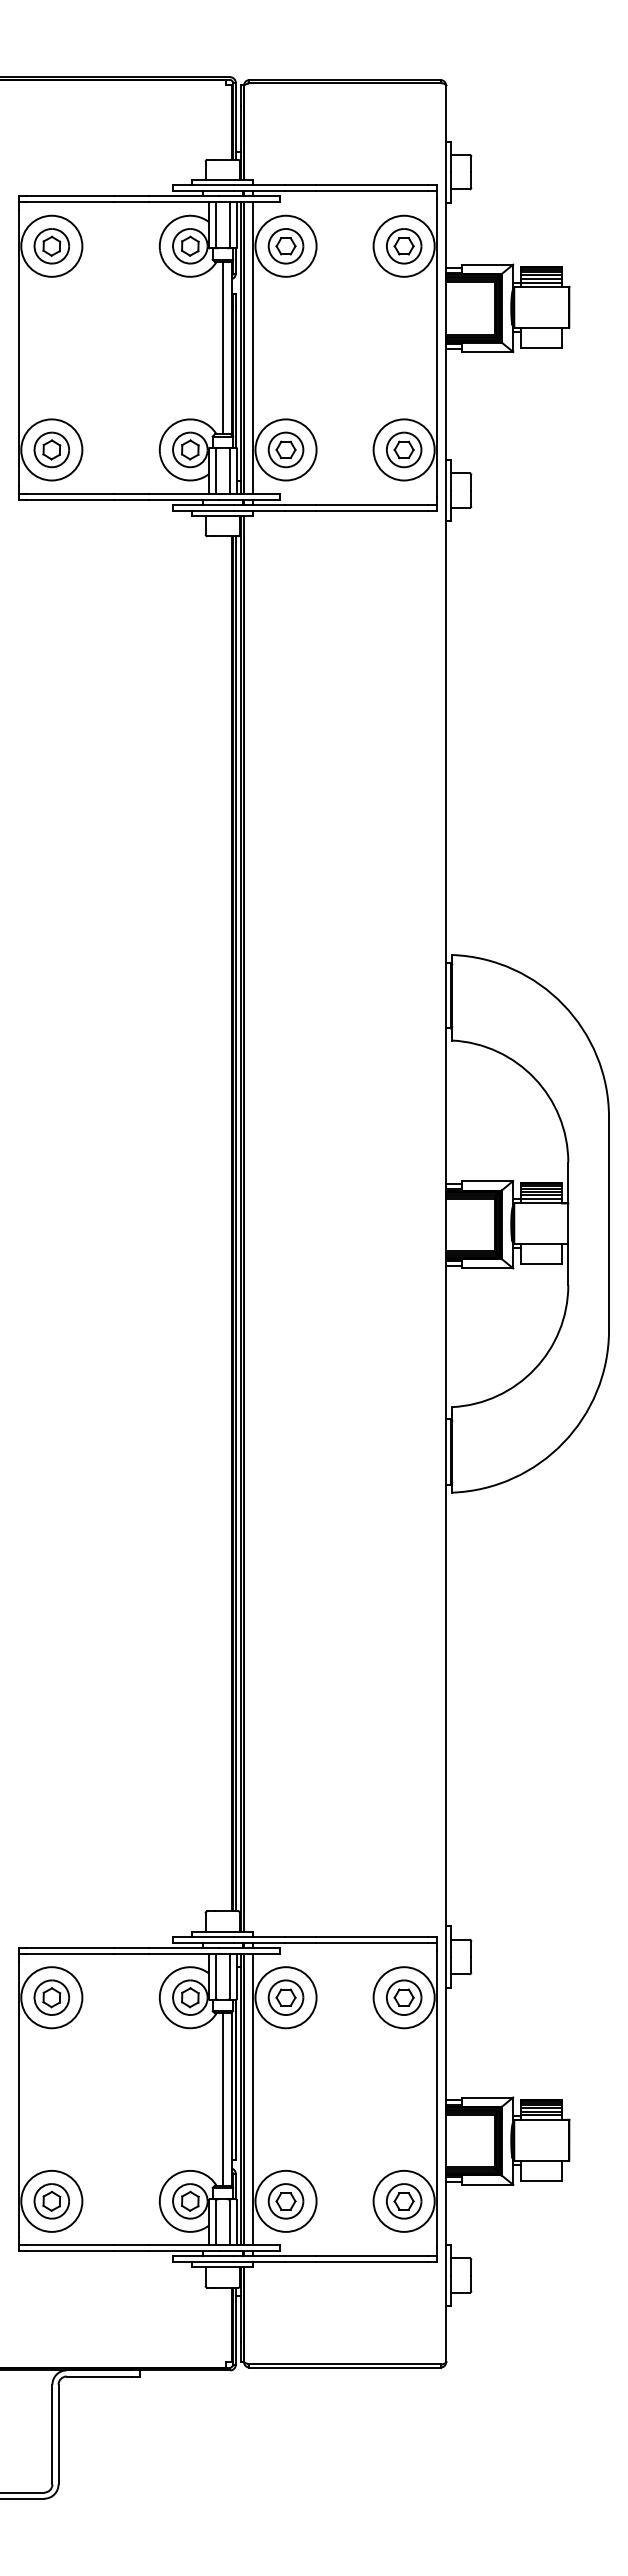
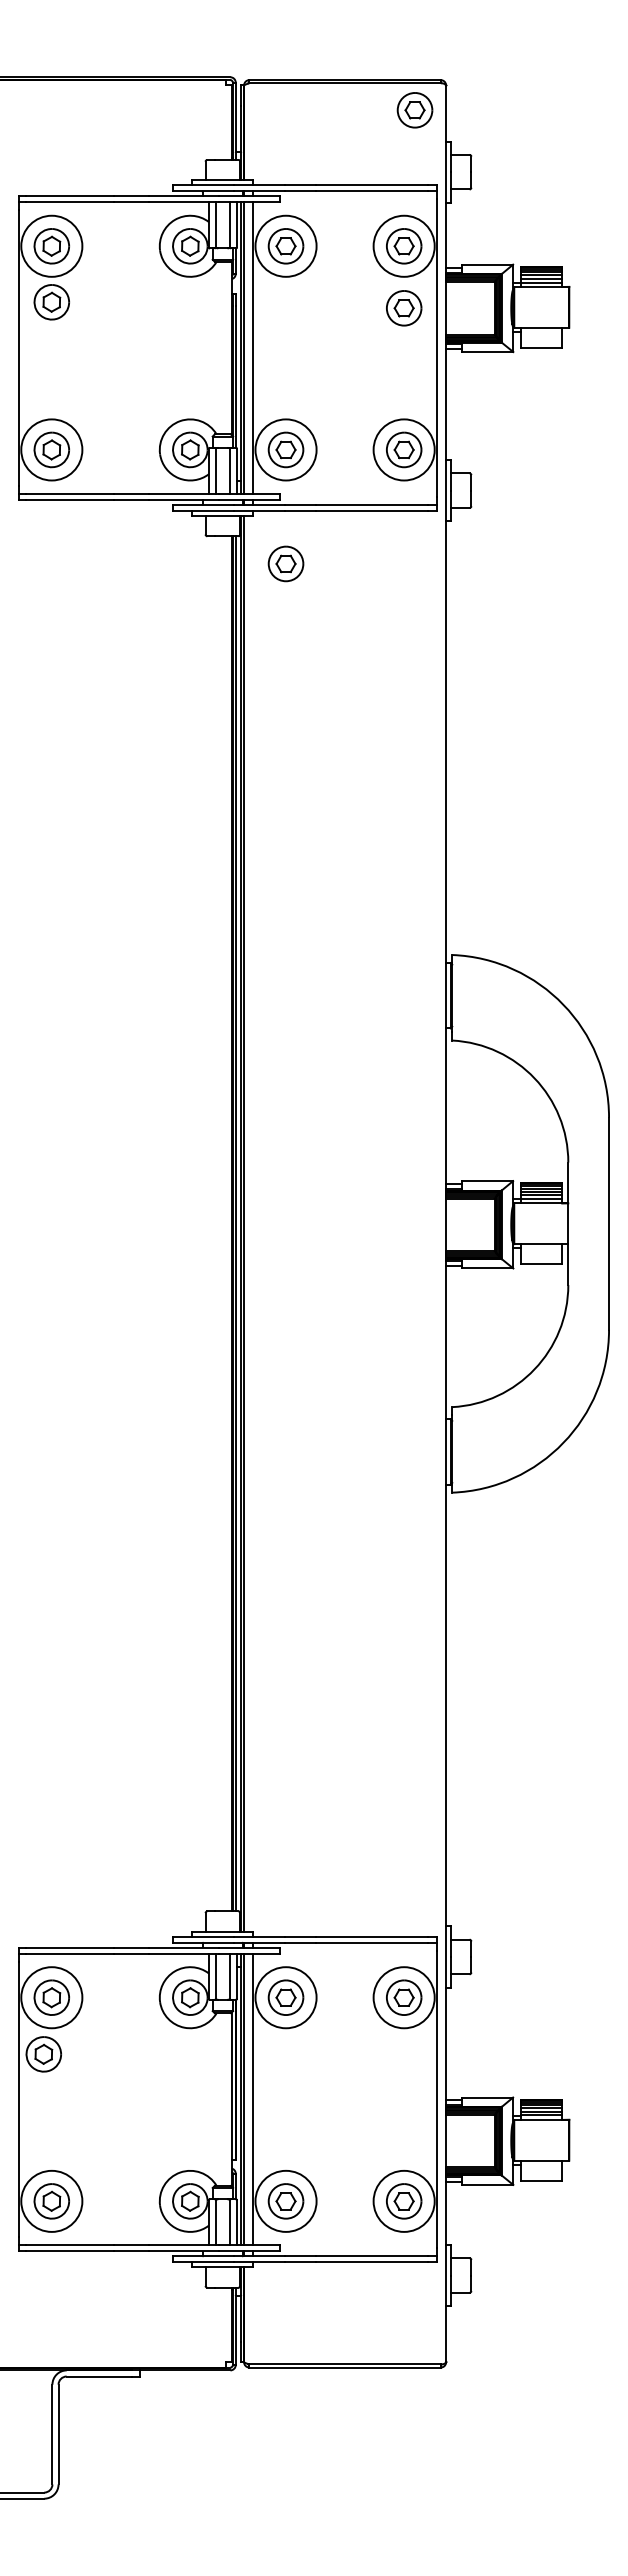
part: none -> present (414, 110)
part: none -> present (51, 302)
part: none -> present (404, 308)
line: present -> none (222, 347)
part: none -> present (285, 563)
part: none -> present (43, 2054)
line: present -> none (222, 2099)
